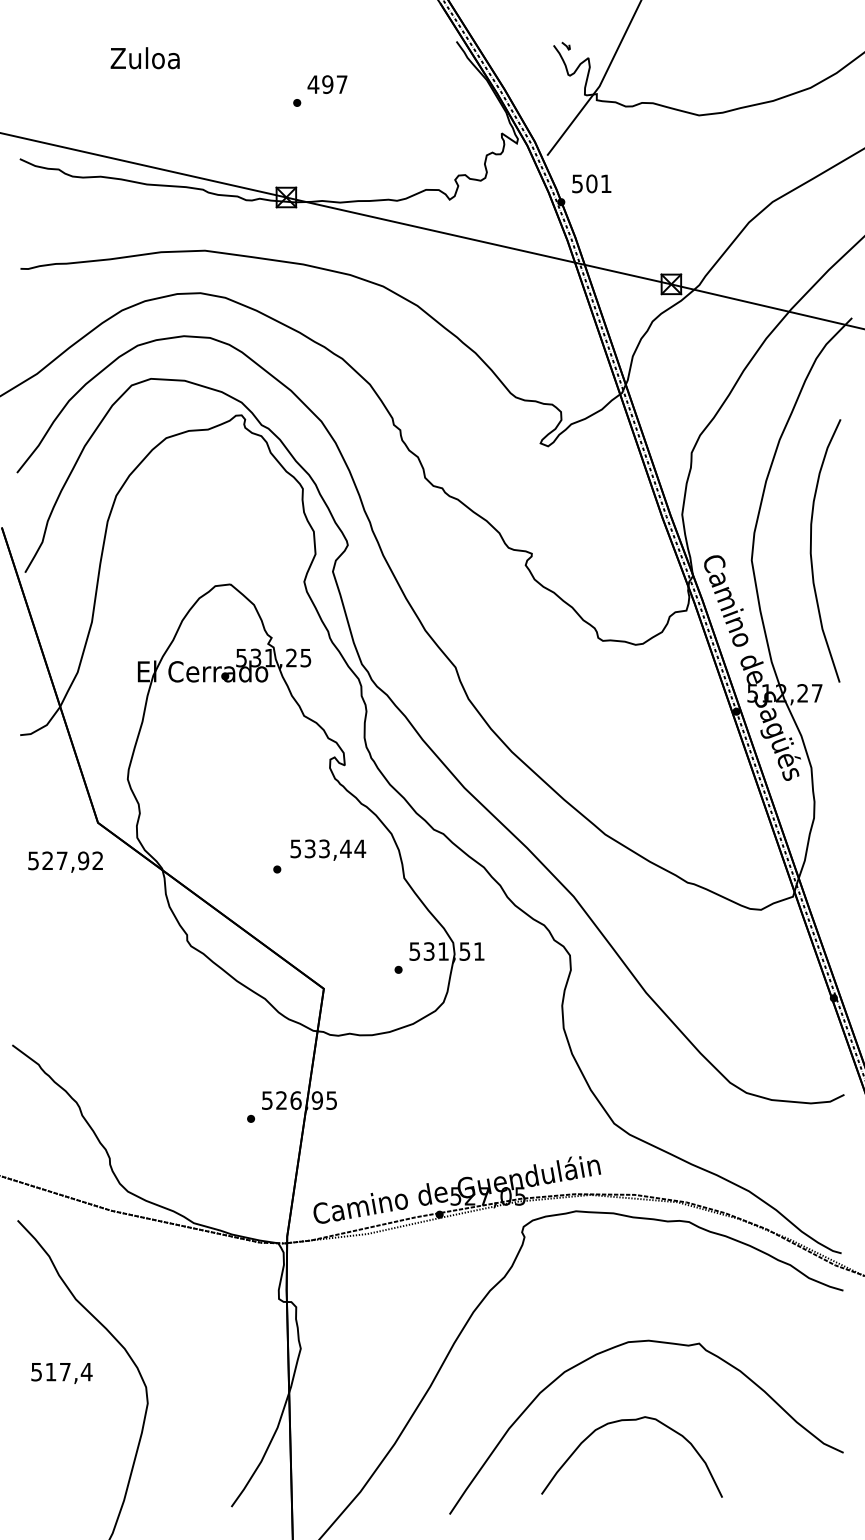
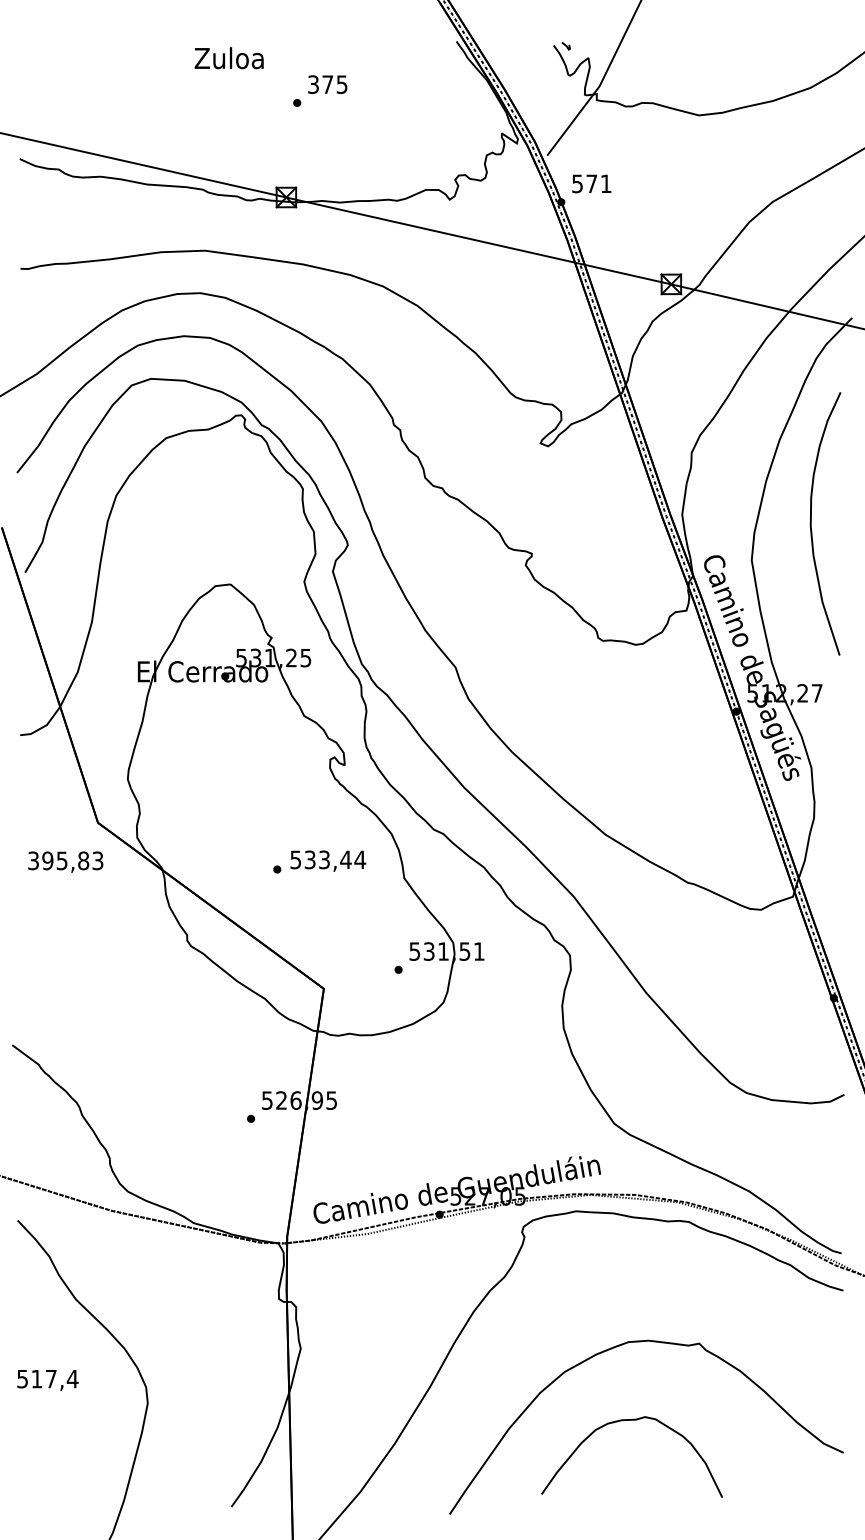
text position: (144, 58) -> (228, 58) (228, 58)
text: 497 -> 375 (327, 84)
text: 501 -> 571 (591, 183)
curve position: (811, 550) -> (811, 523) (811, 523)
text position: (328, 849) -> (328, 860) (328, 860)
text: 527,92 -> 395,83 (65, 860)
text position: (61, 1373) -> (47, 1380) (47, 1380)
